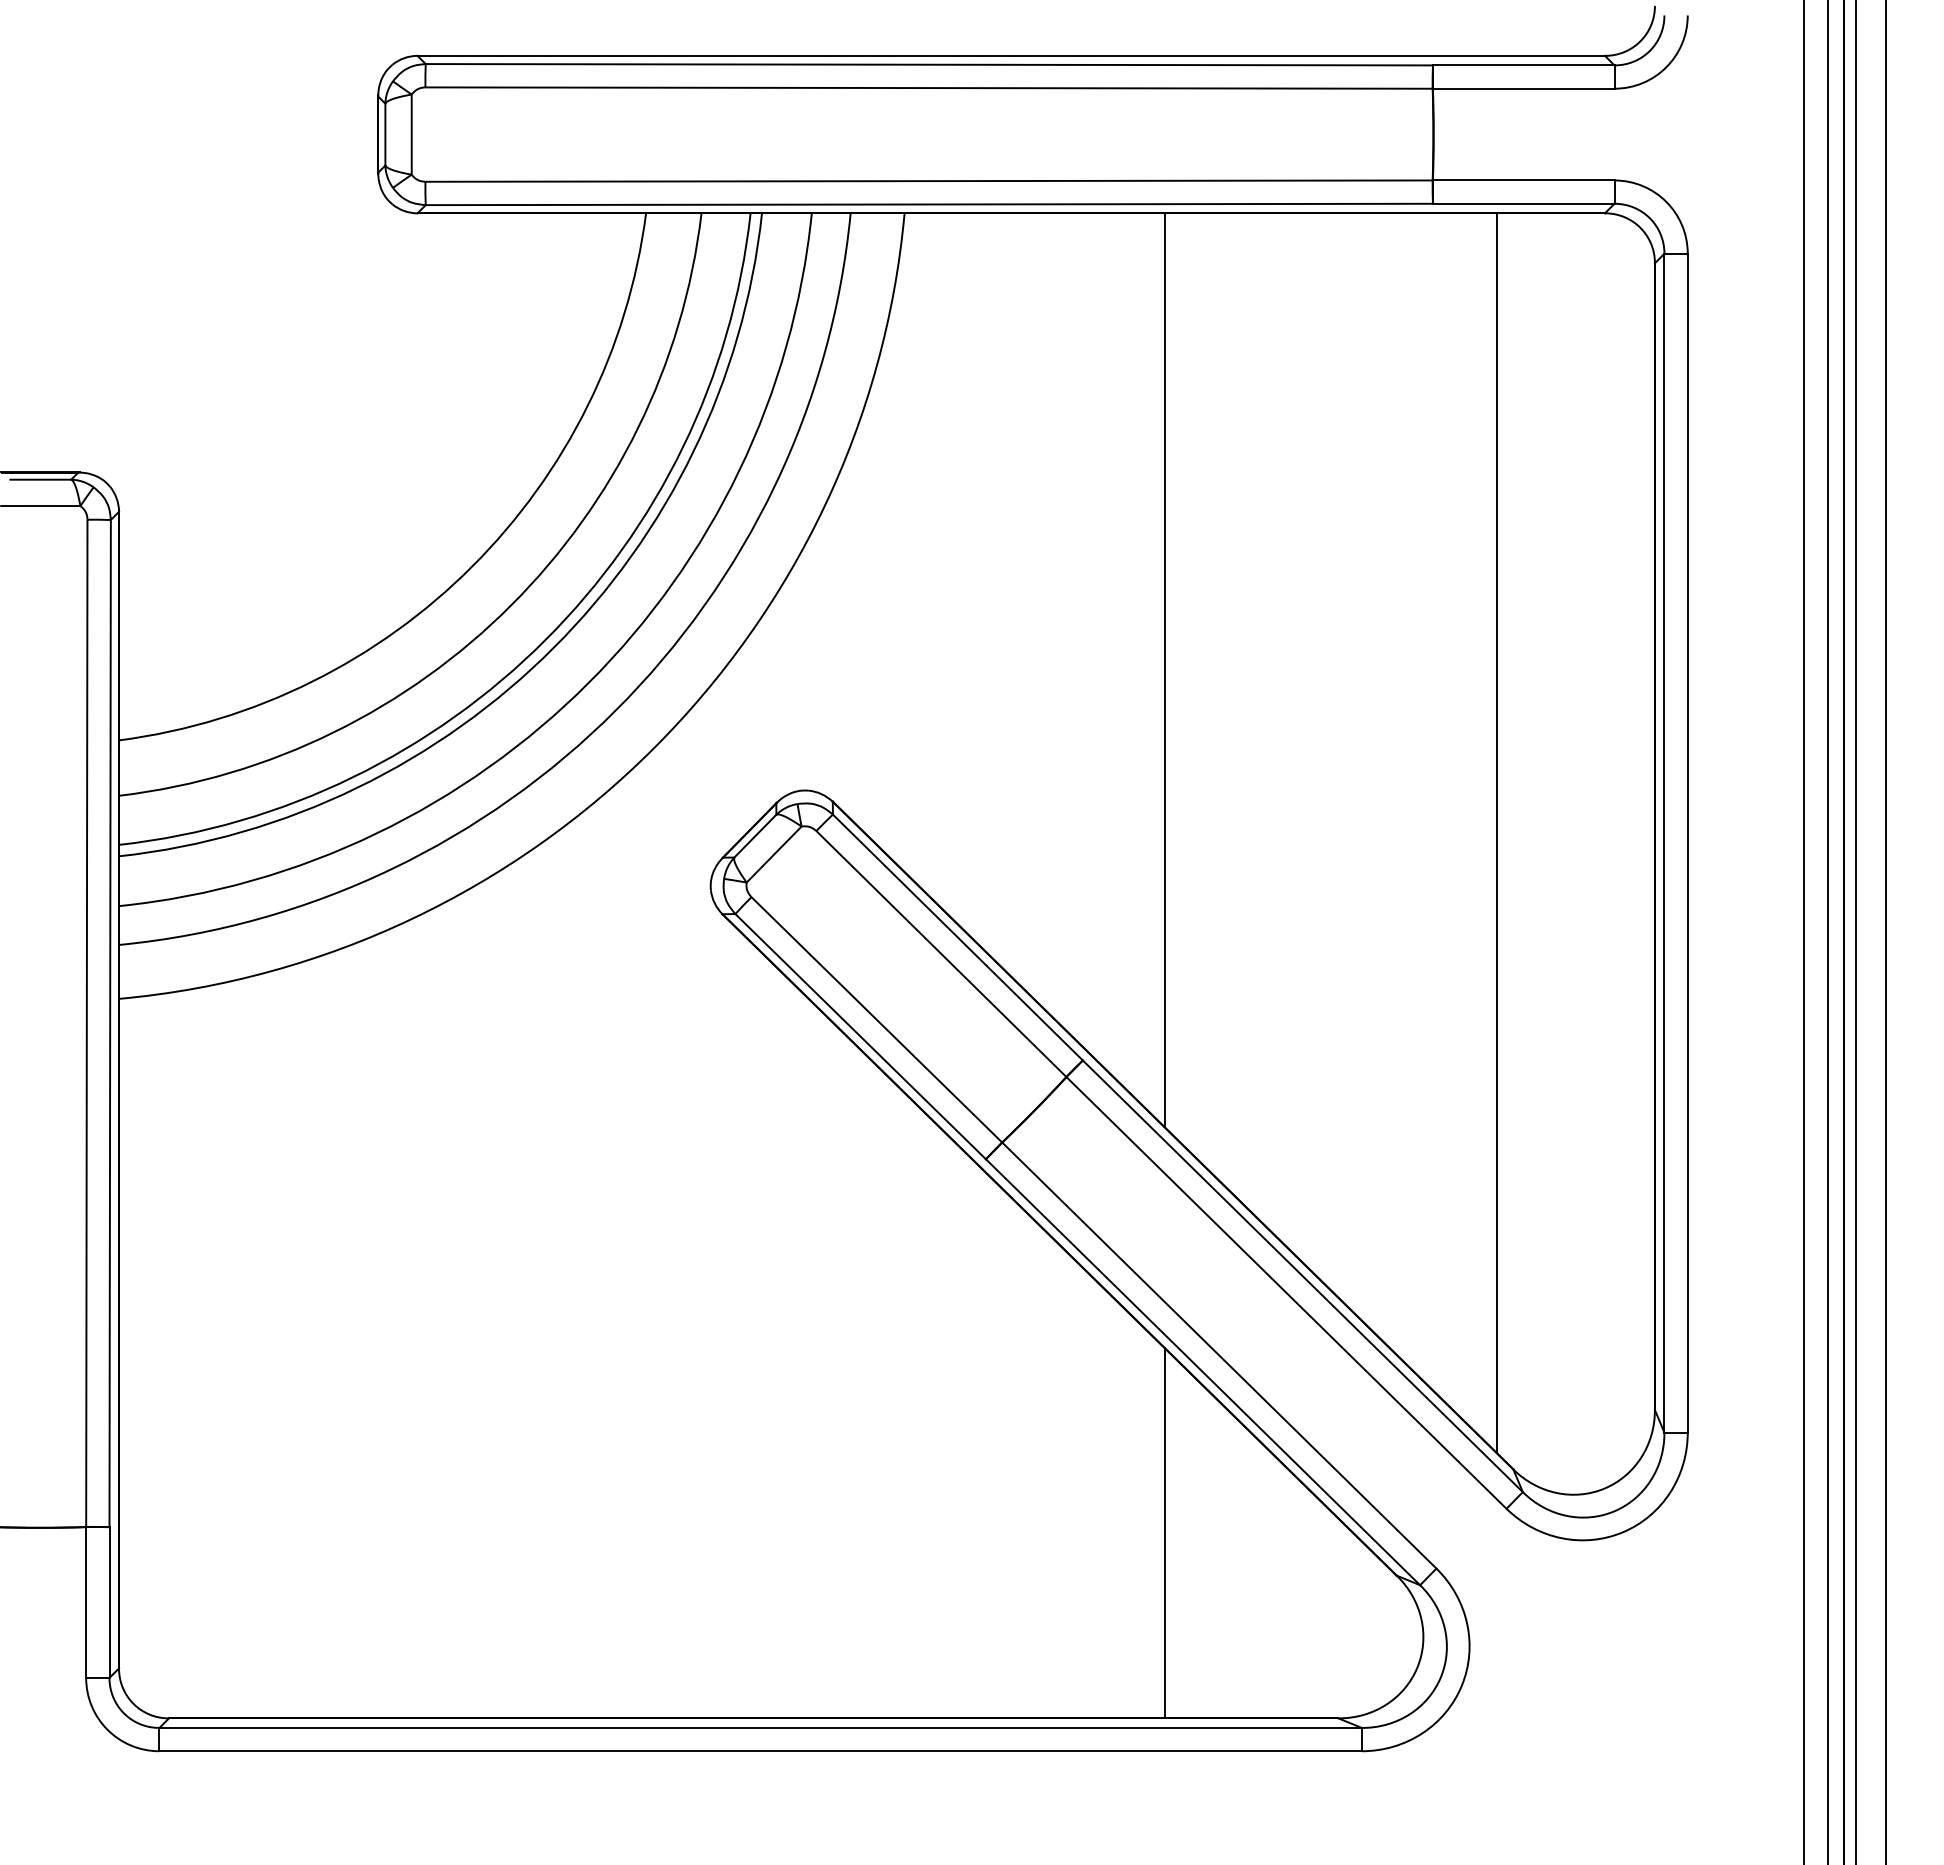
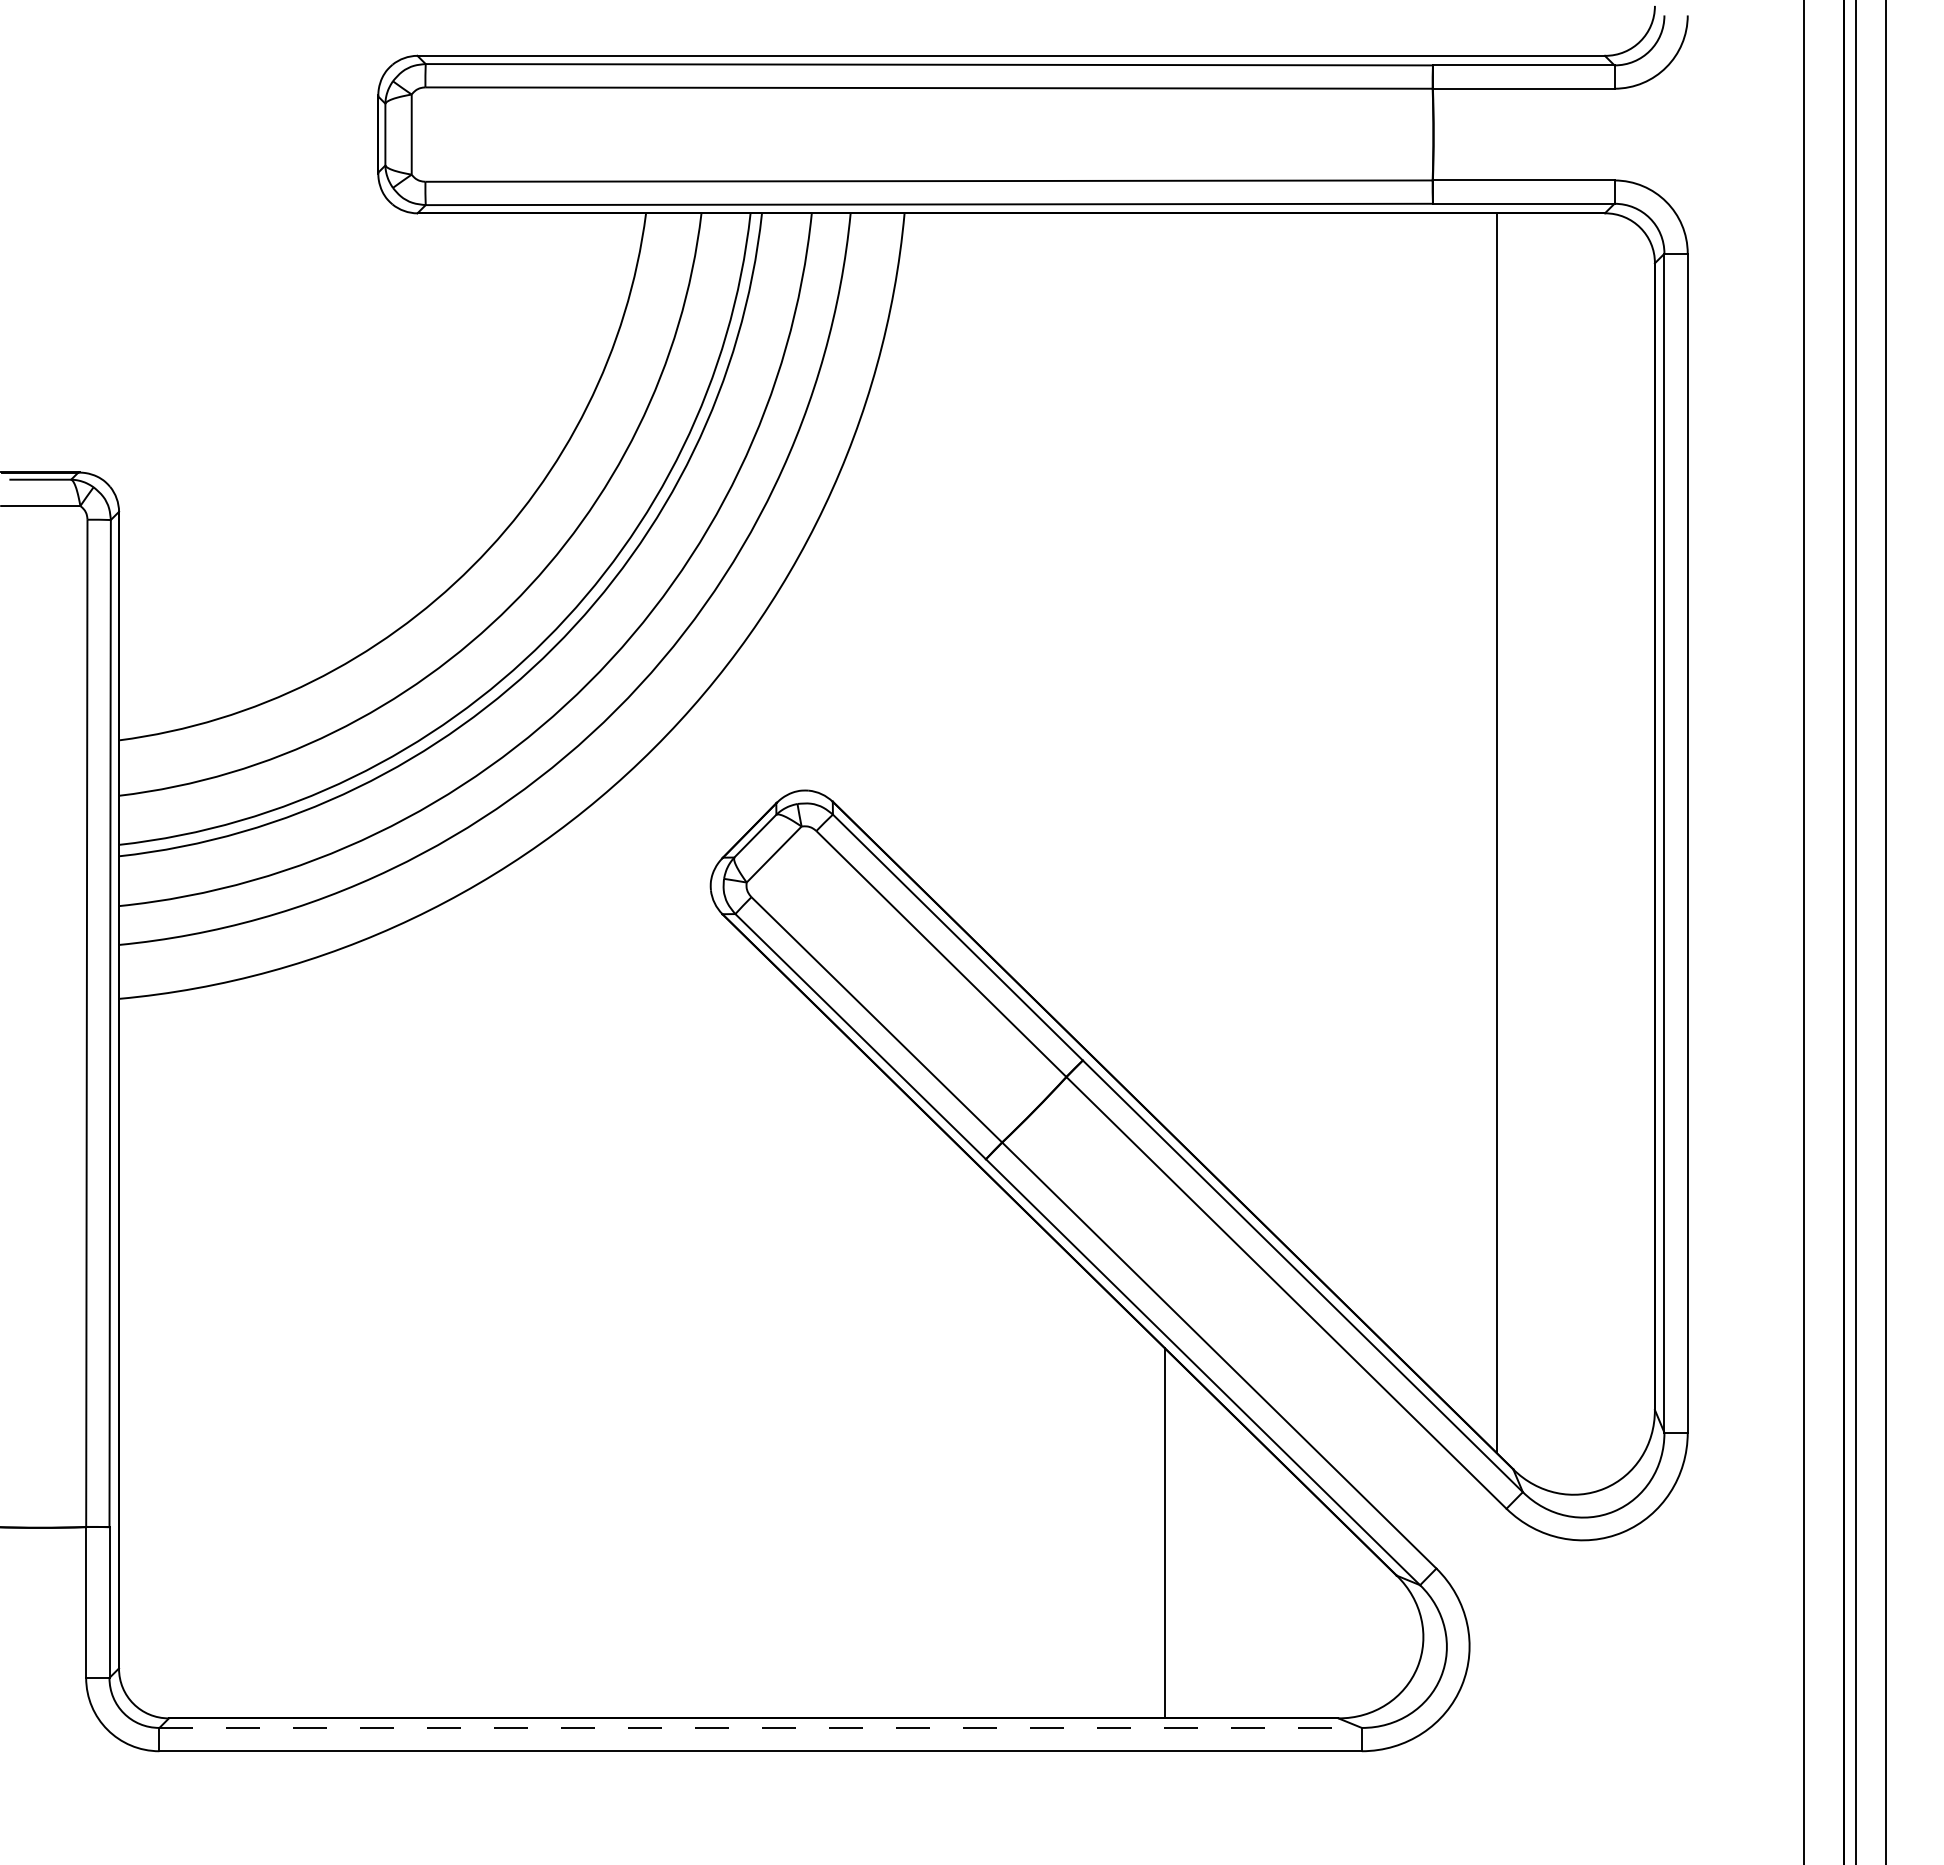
line: present -> none (1164, 670)
line: present -> none (1827, 931)
line: solid -> dashed (761, 1727)
